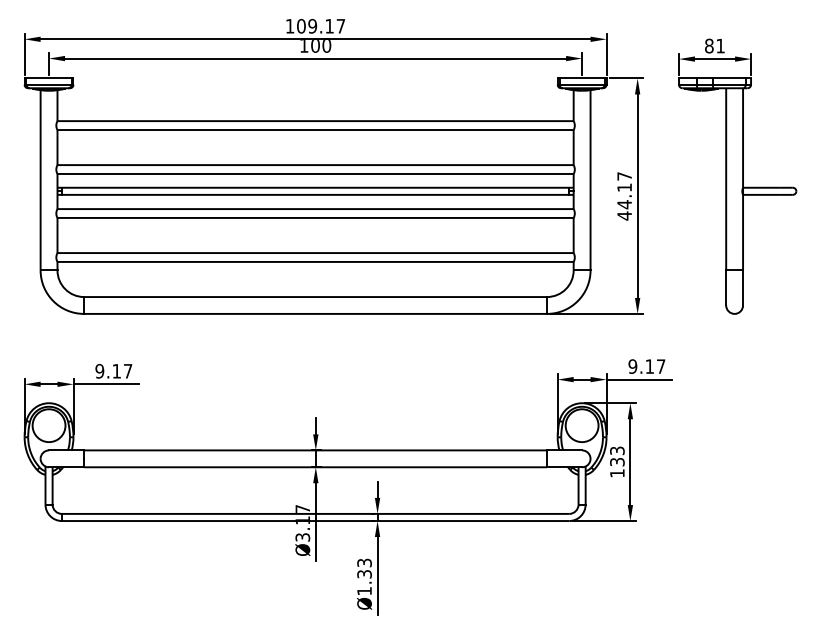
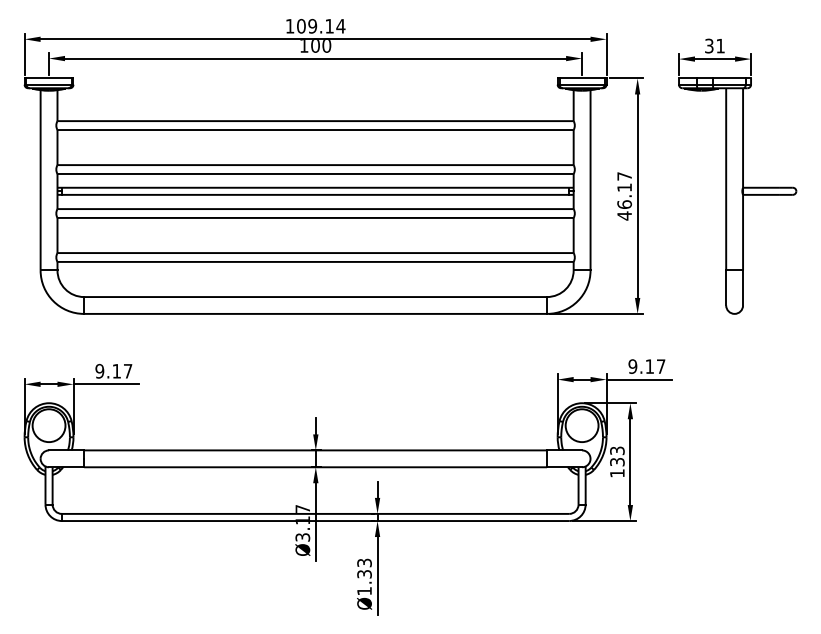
text: 109.17 -> 109.14 (340, 26)
text: 81 -> 31 (709, 45)
text: 44.17 -> 46.17 (624, 204)
